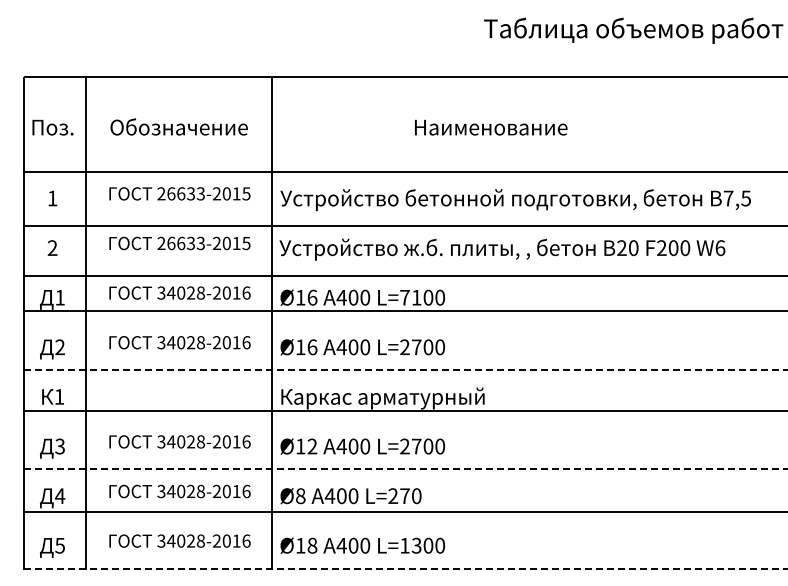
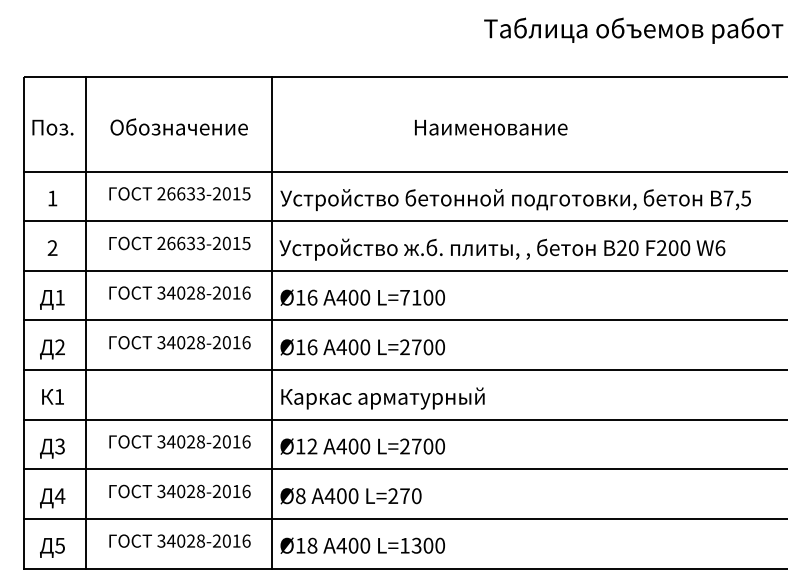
line position: (403, 226) -> (403, 221) (403, 221)
line position: (403, 275) -> (403, 270) (403, 270)
line position: (403, 311) -> (403, 320) (403, 320)
line: dashed -> solid (406, 370)
line position: (403, 410) -> (403, 419) (403, 419)
line: dashed -> solid (406, 469)
line position: (403, 511) -> (403, 518) (403, 518)
line: dashed -> solid (406, 568)
